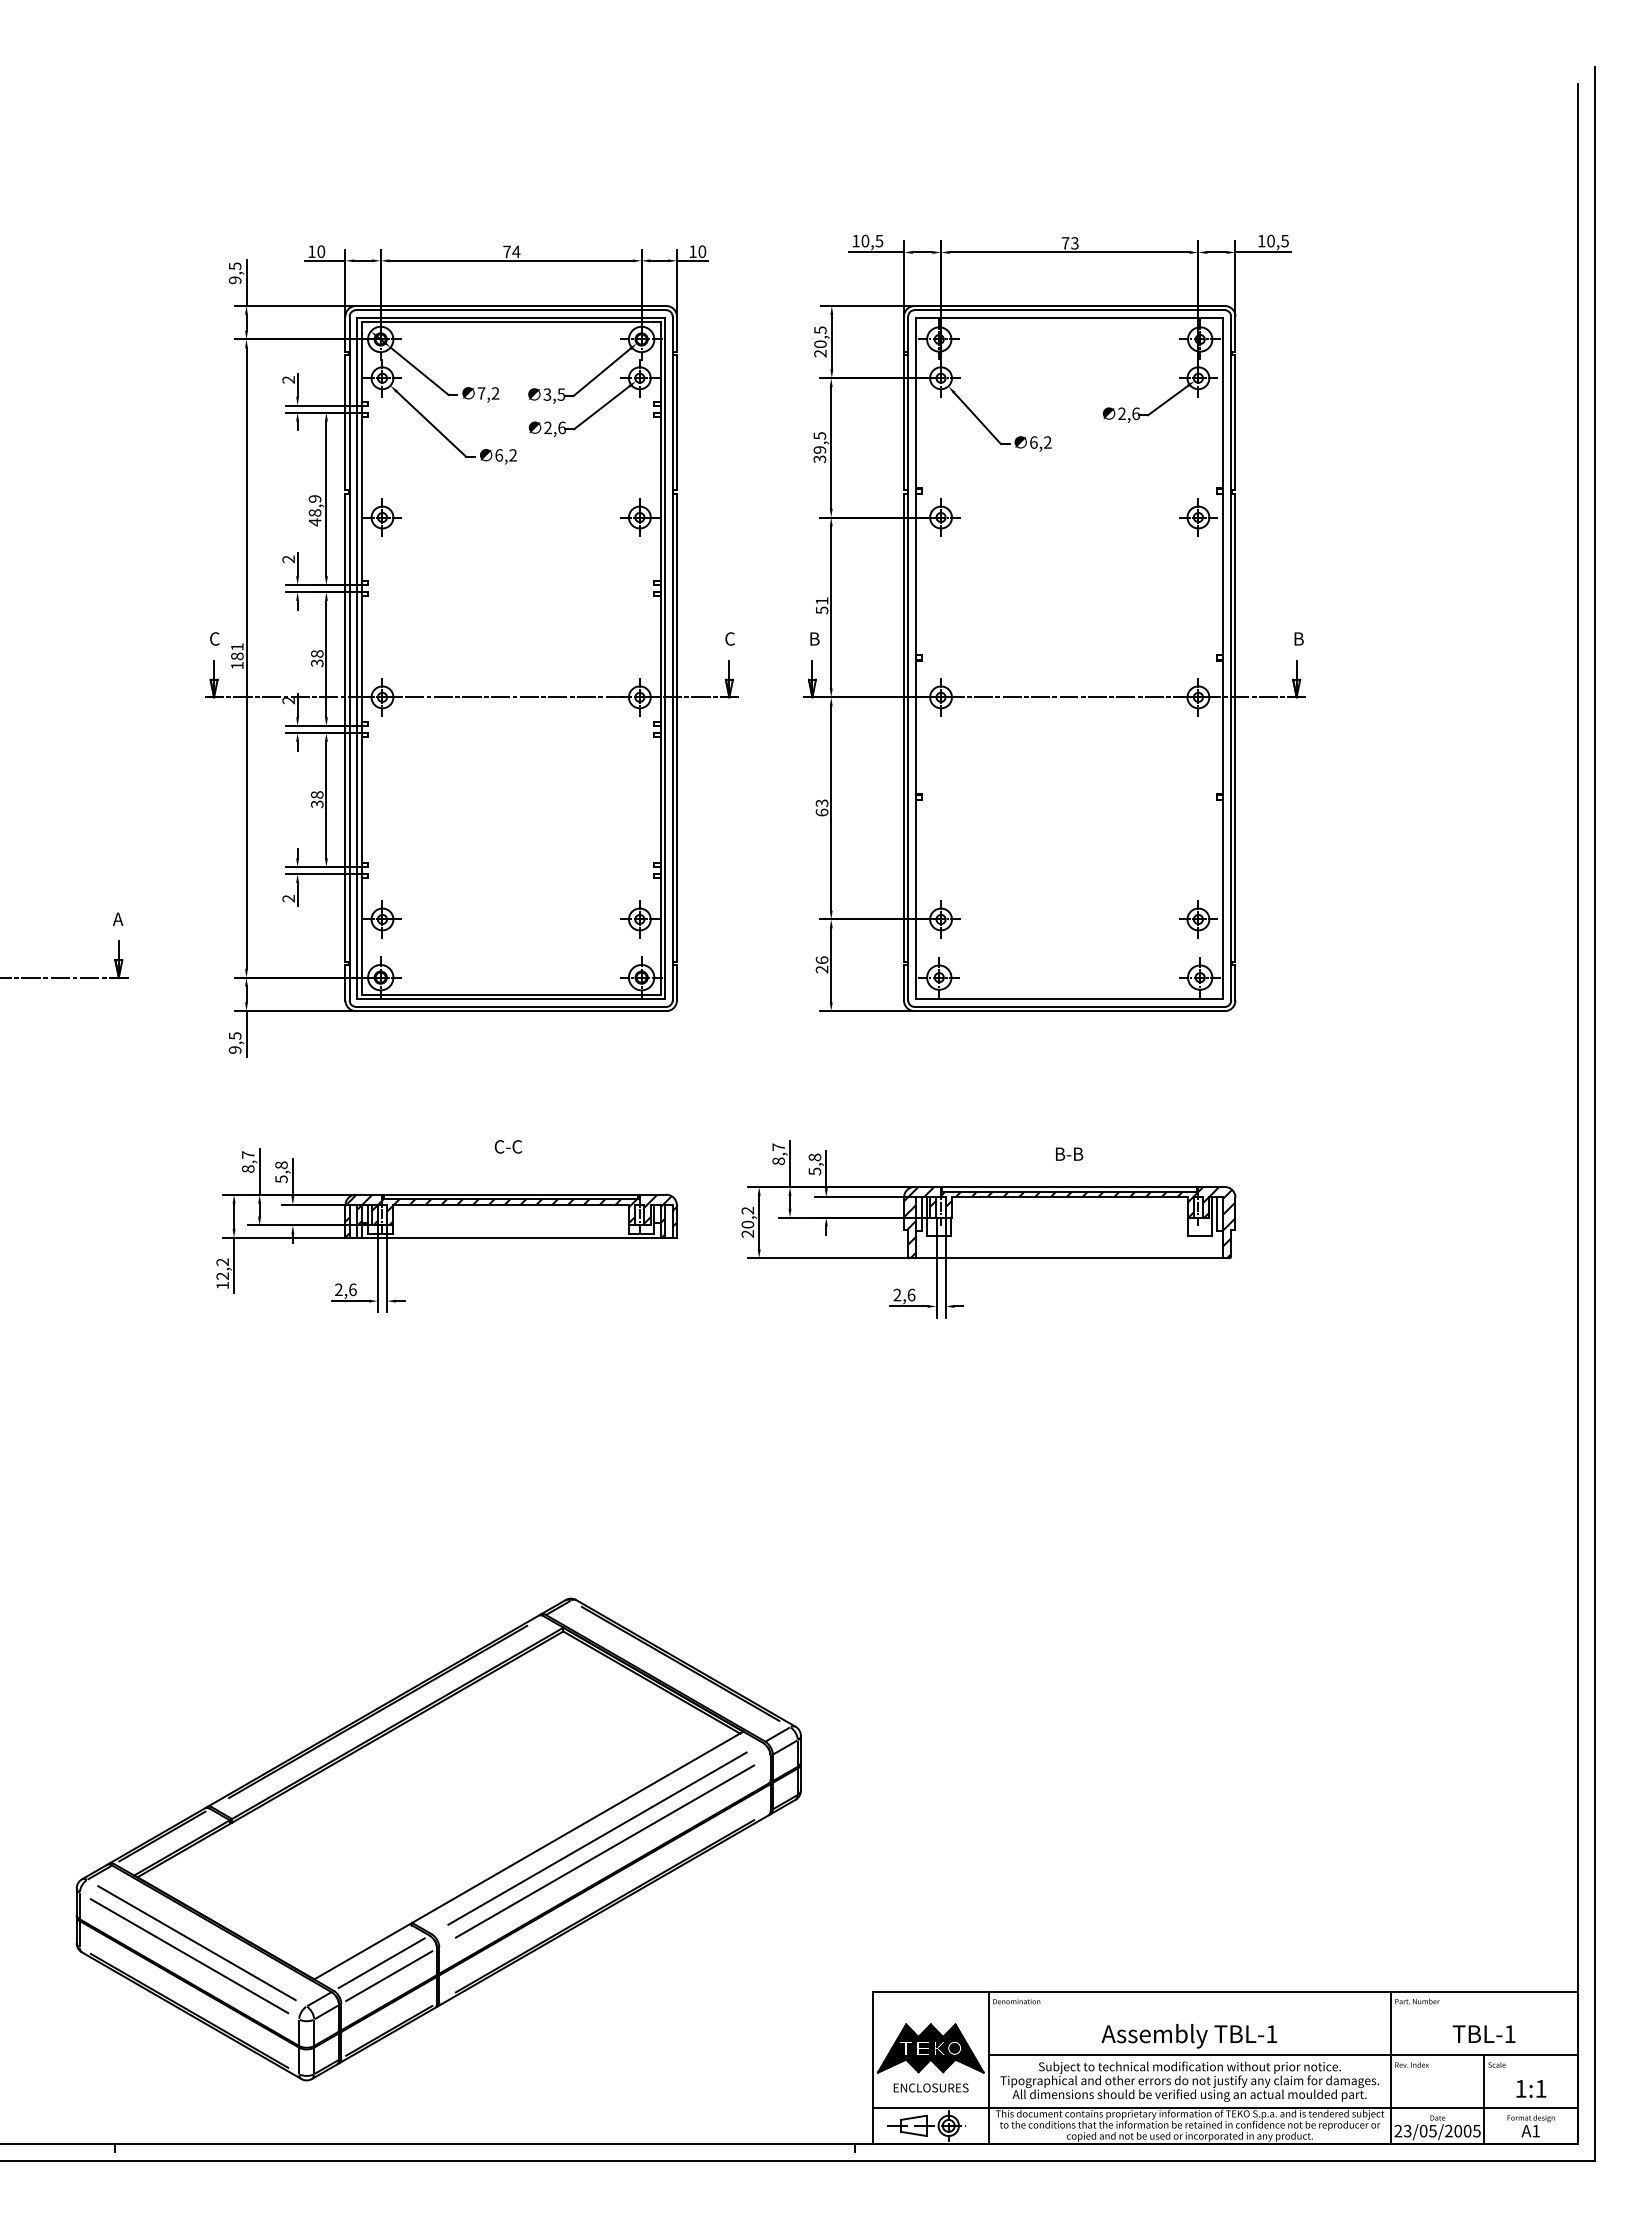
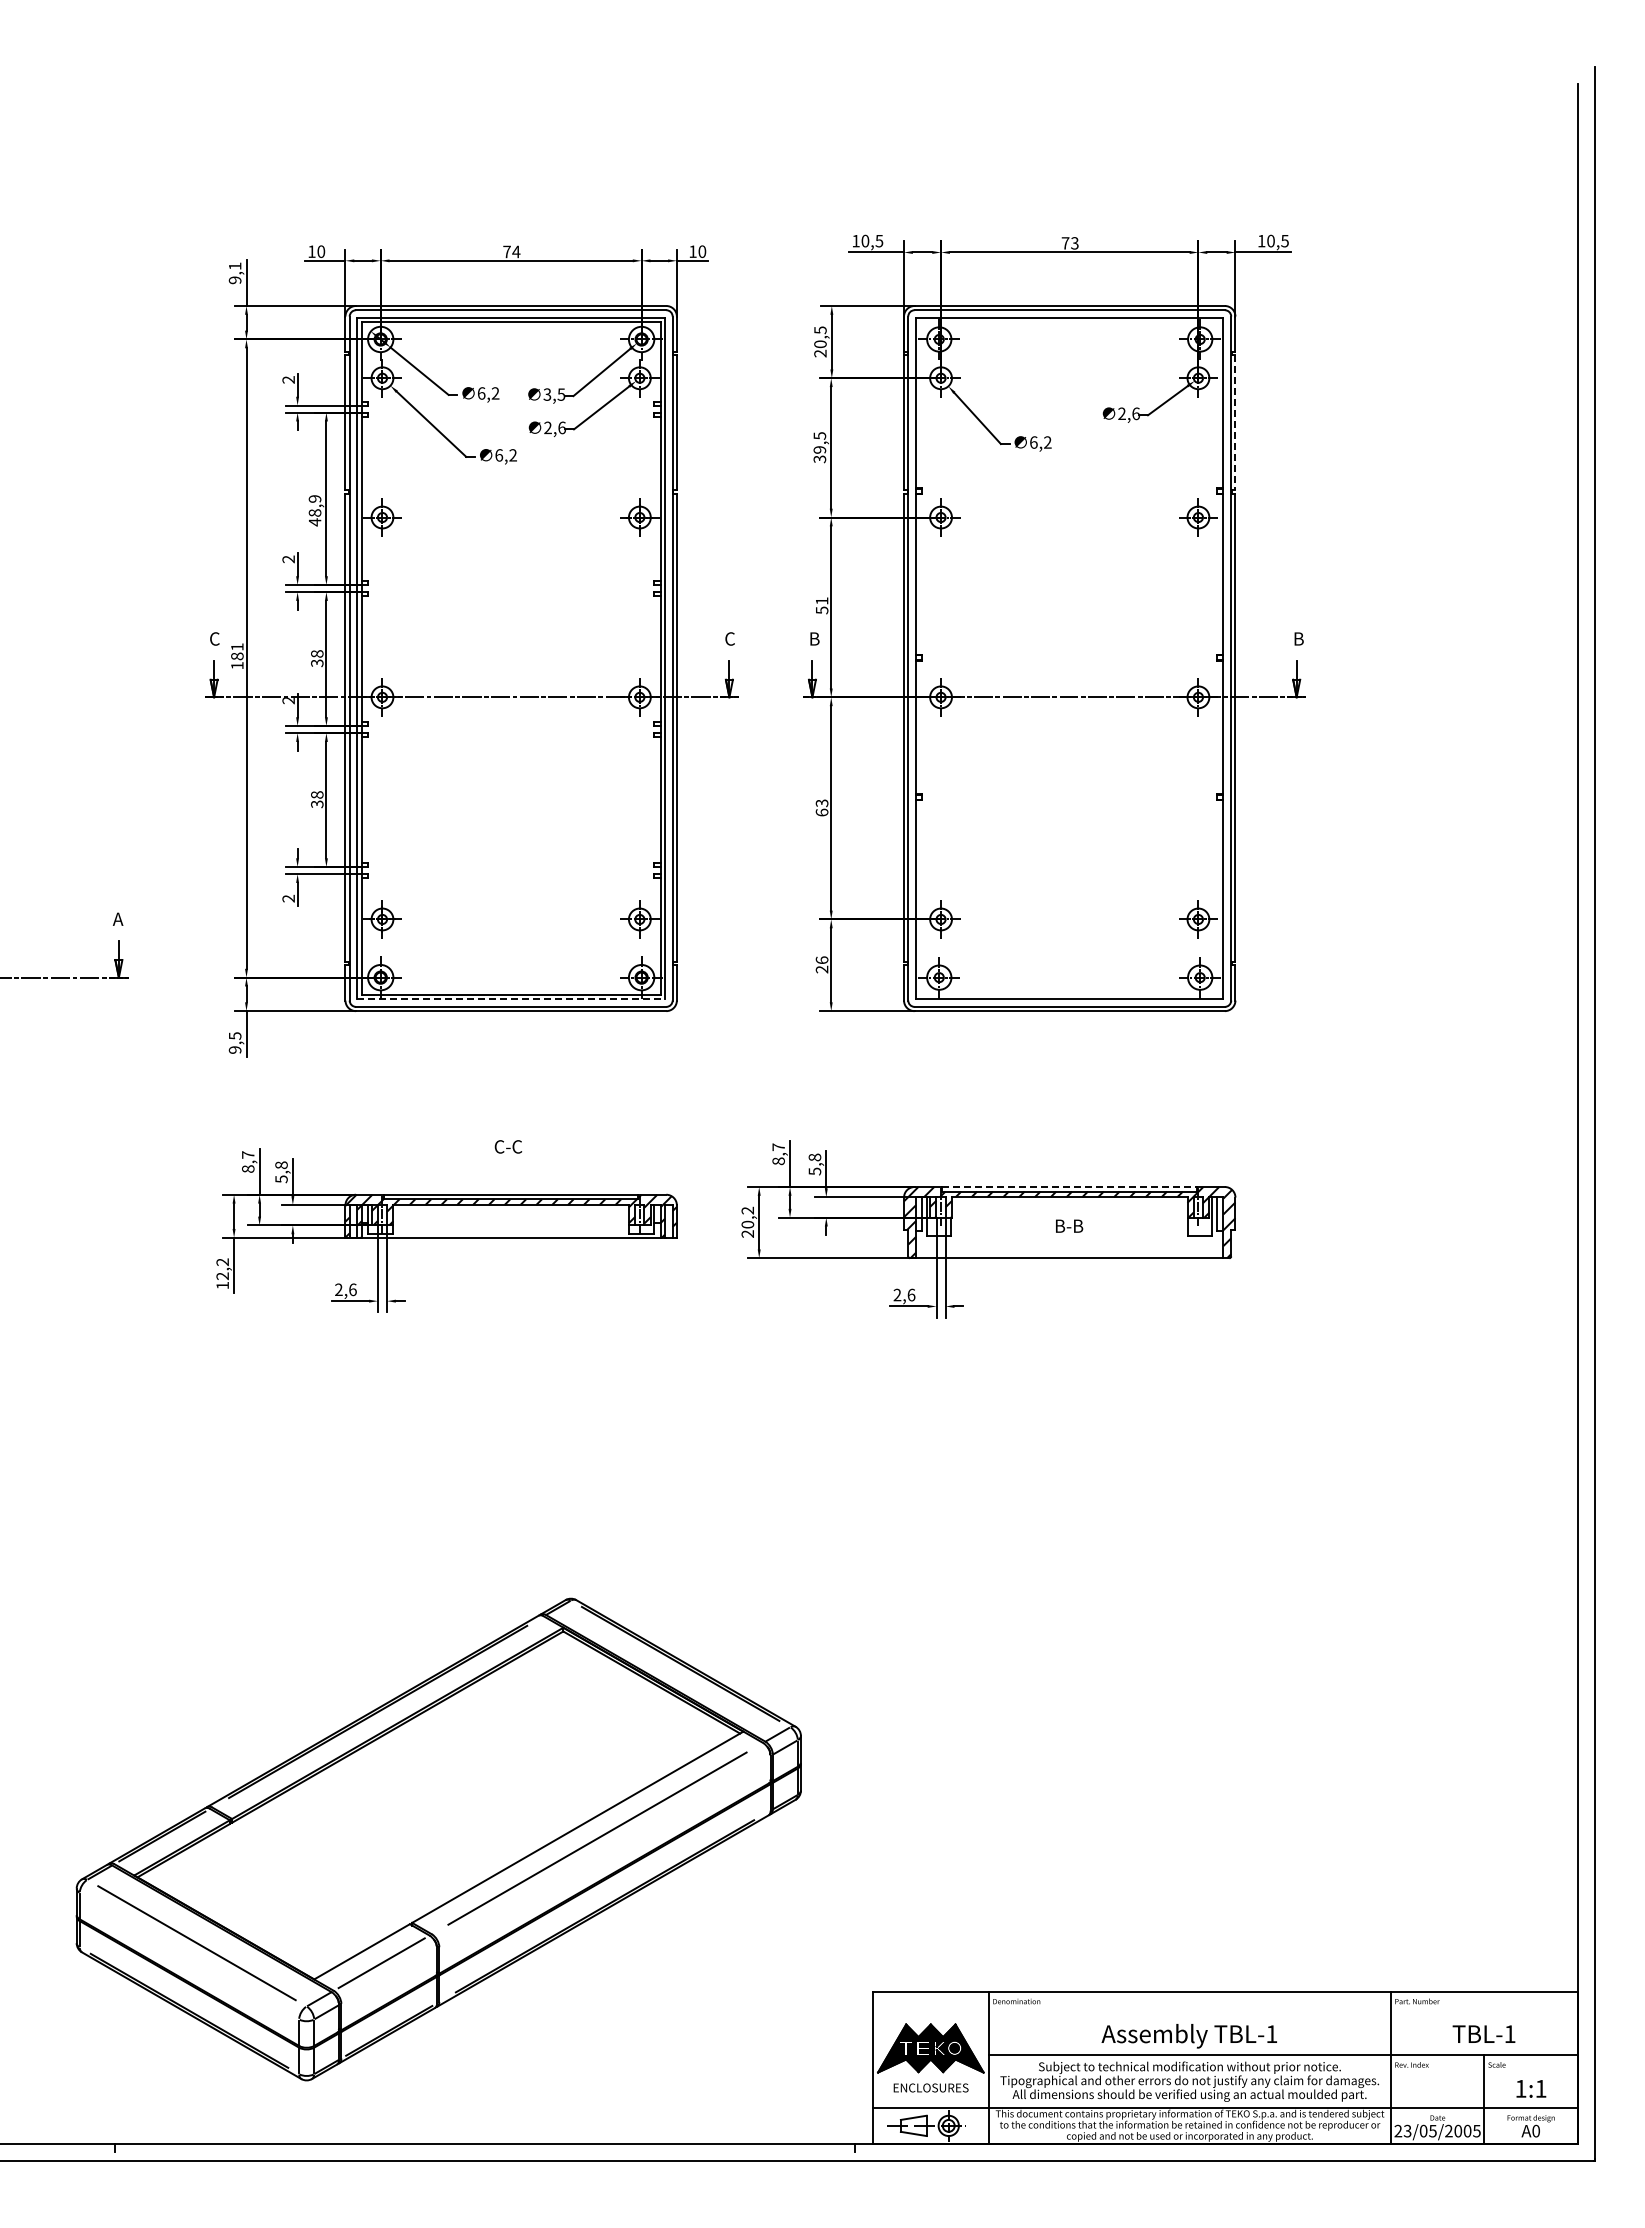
text: 9,5 -> 9,1 (235, 266)
text: 7,2 -> 6,2 (481, 393)
line: solid -> dashed (1235, 422)
line: solid -> dashed (511, 999)
text position: (1069, 1153) -> (1069, 1225) (1069, 1225)
line: solid -> dashed (1070, 1187)
line: present -> none (604, 1851)
line: present -> none (189, 1956)
line: present -> none (389, 1976)
text: A1 -> A0 (1535, 2130)
